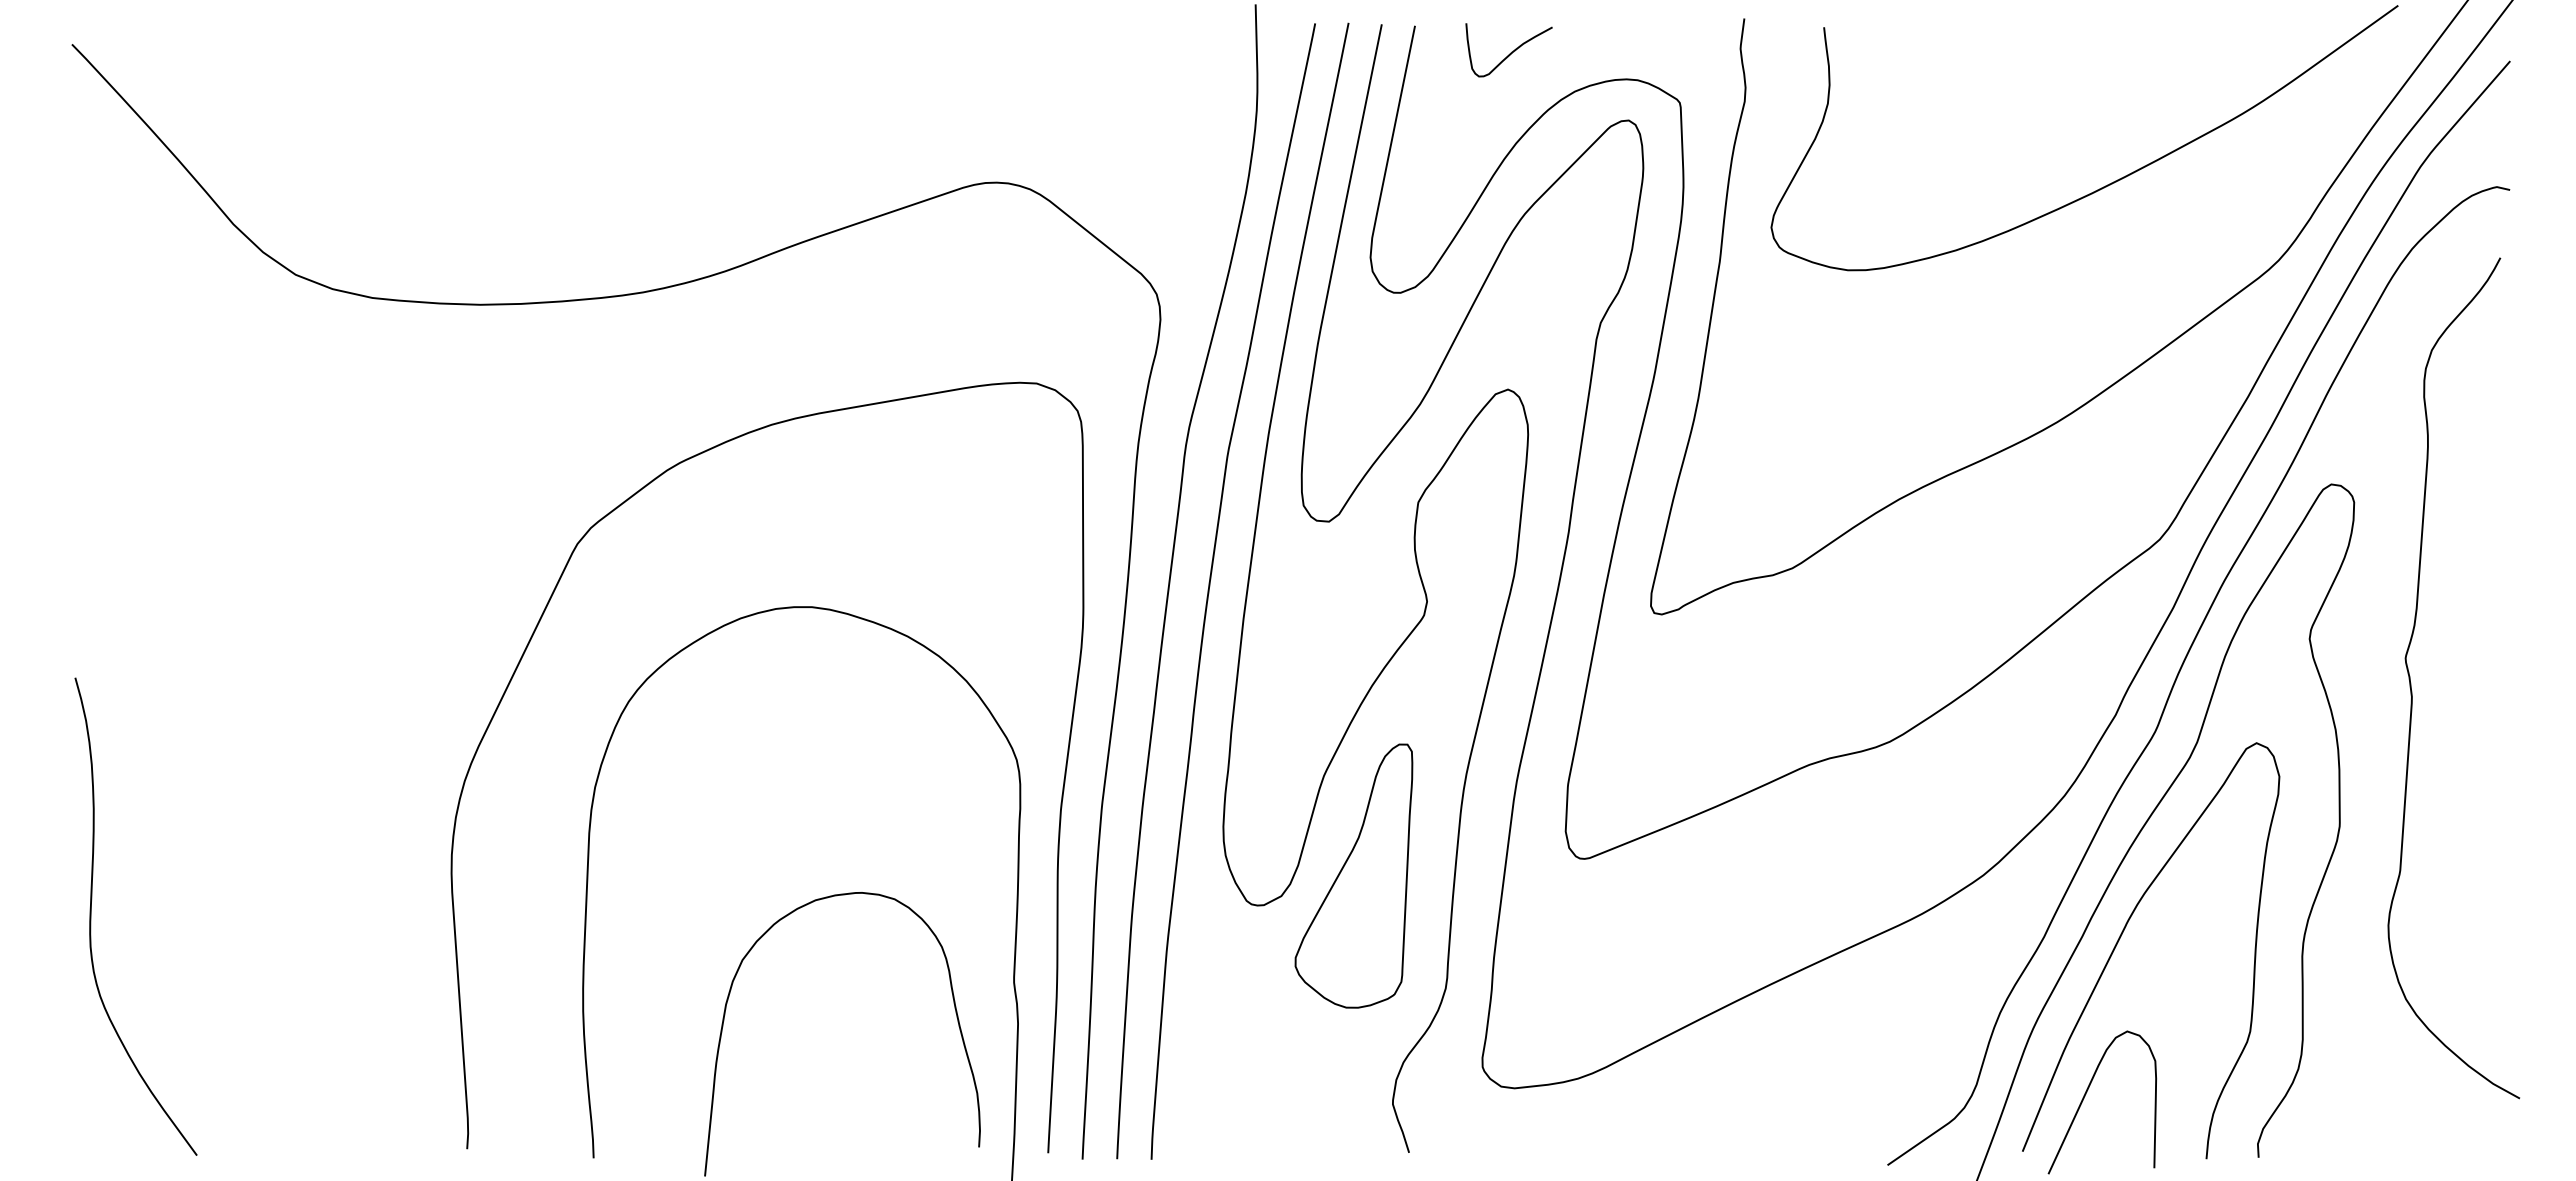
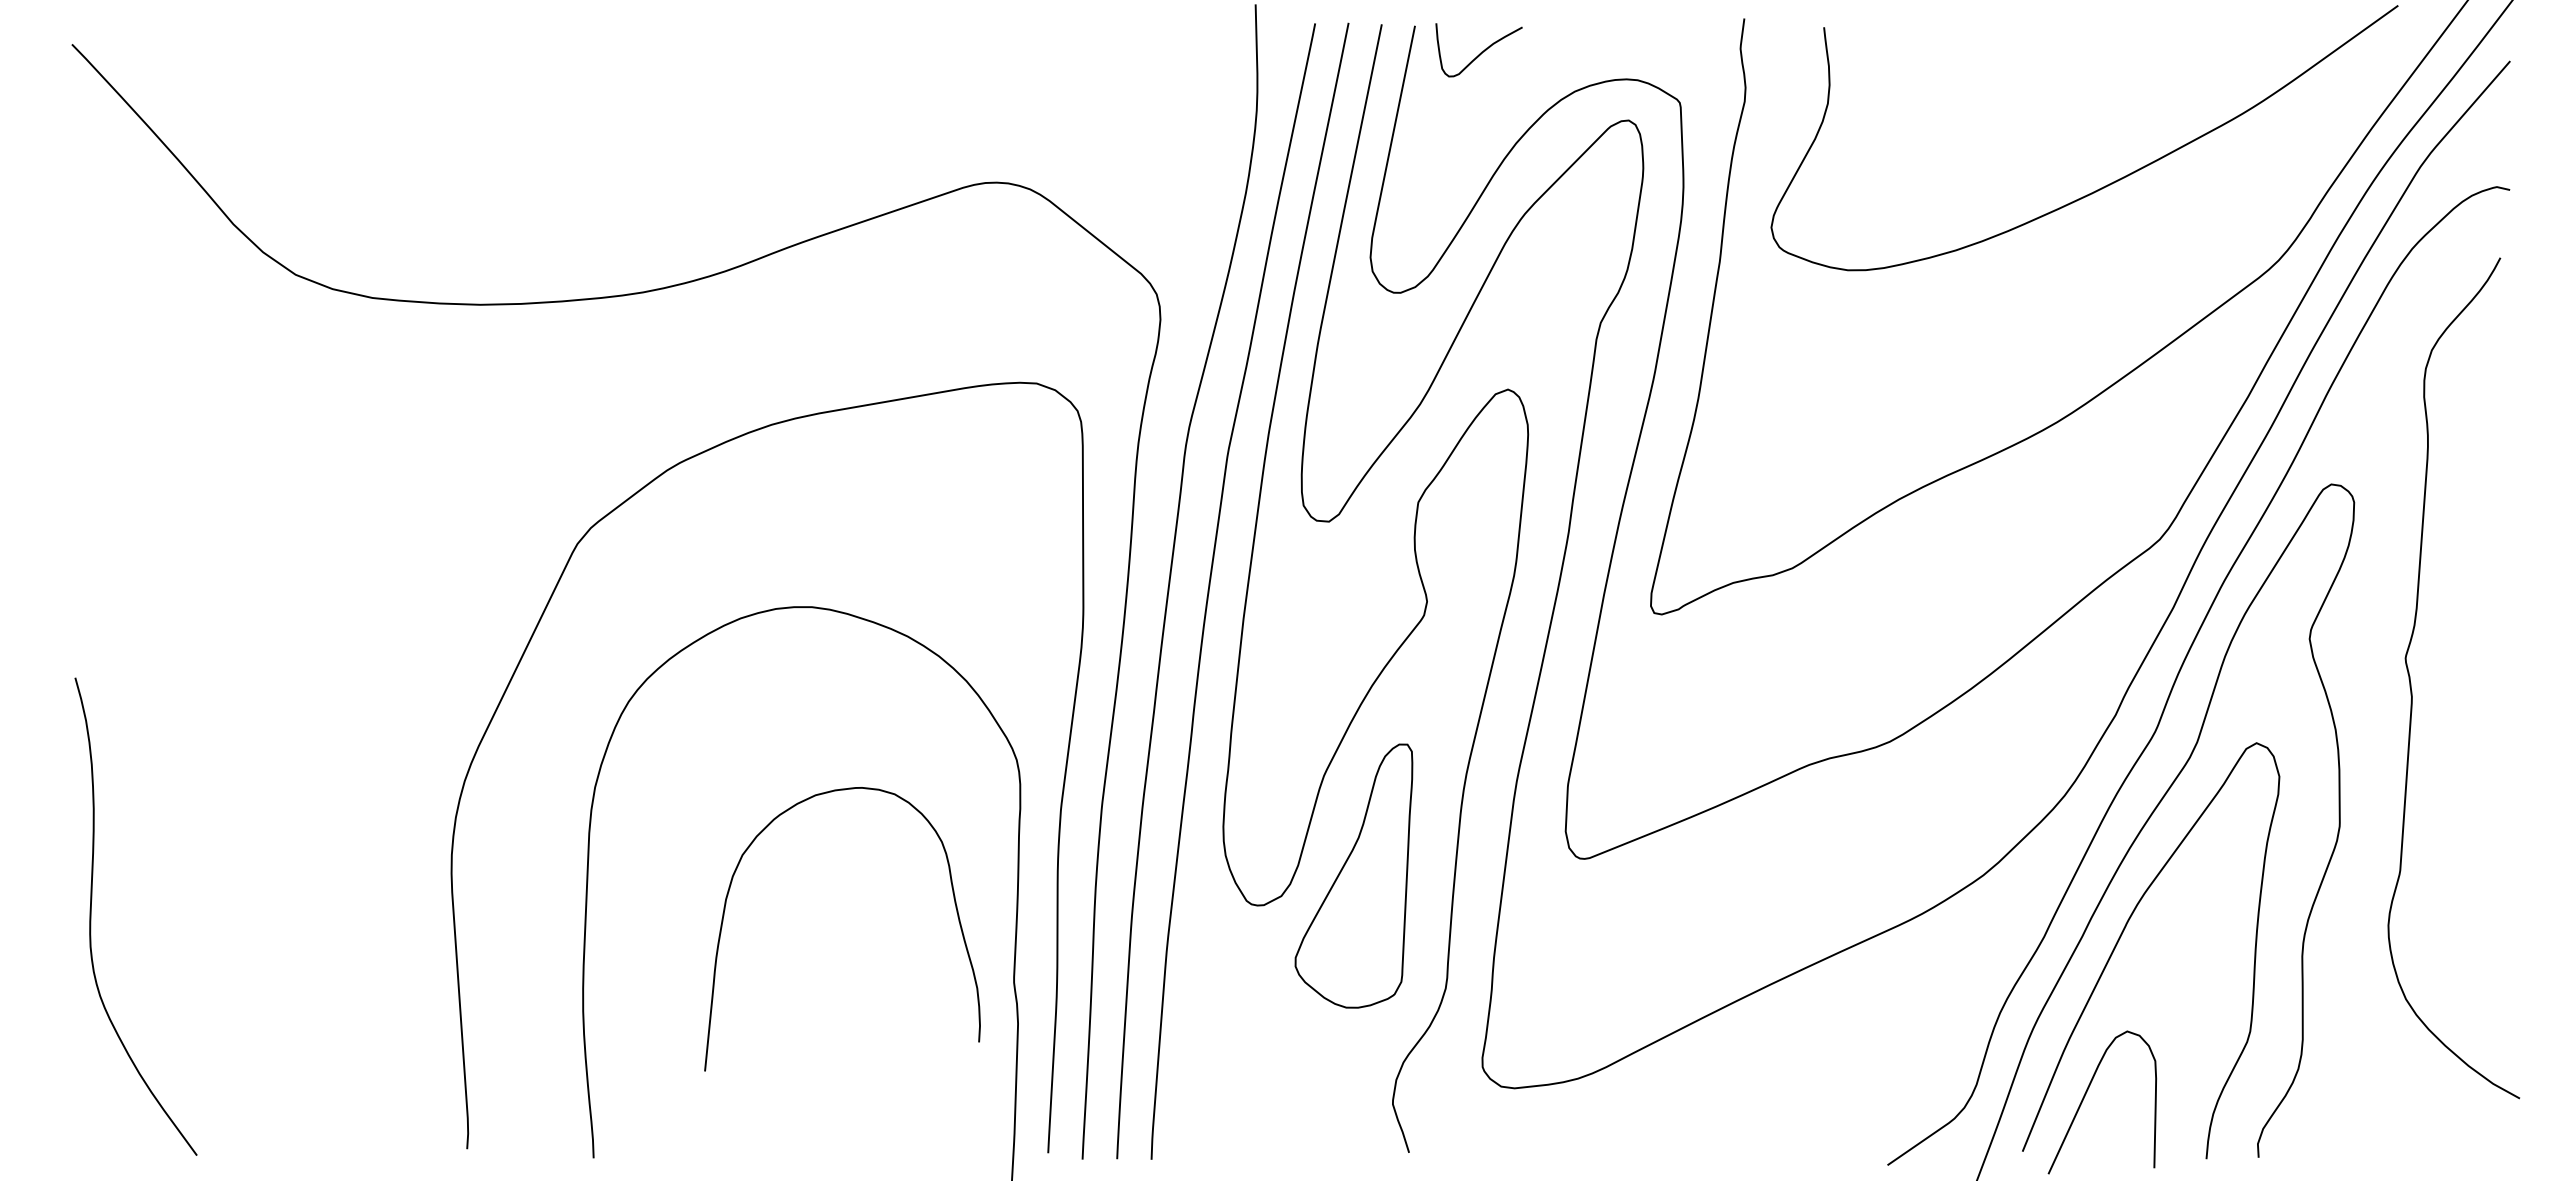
curve position: (1510, 52) -> (1480, 52) (1480, 52)
curve position: (955, 1013) -> (955, 908) (955, 908)
